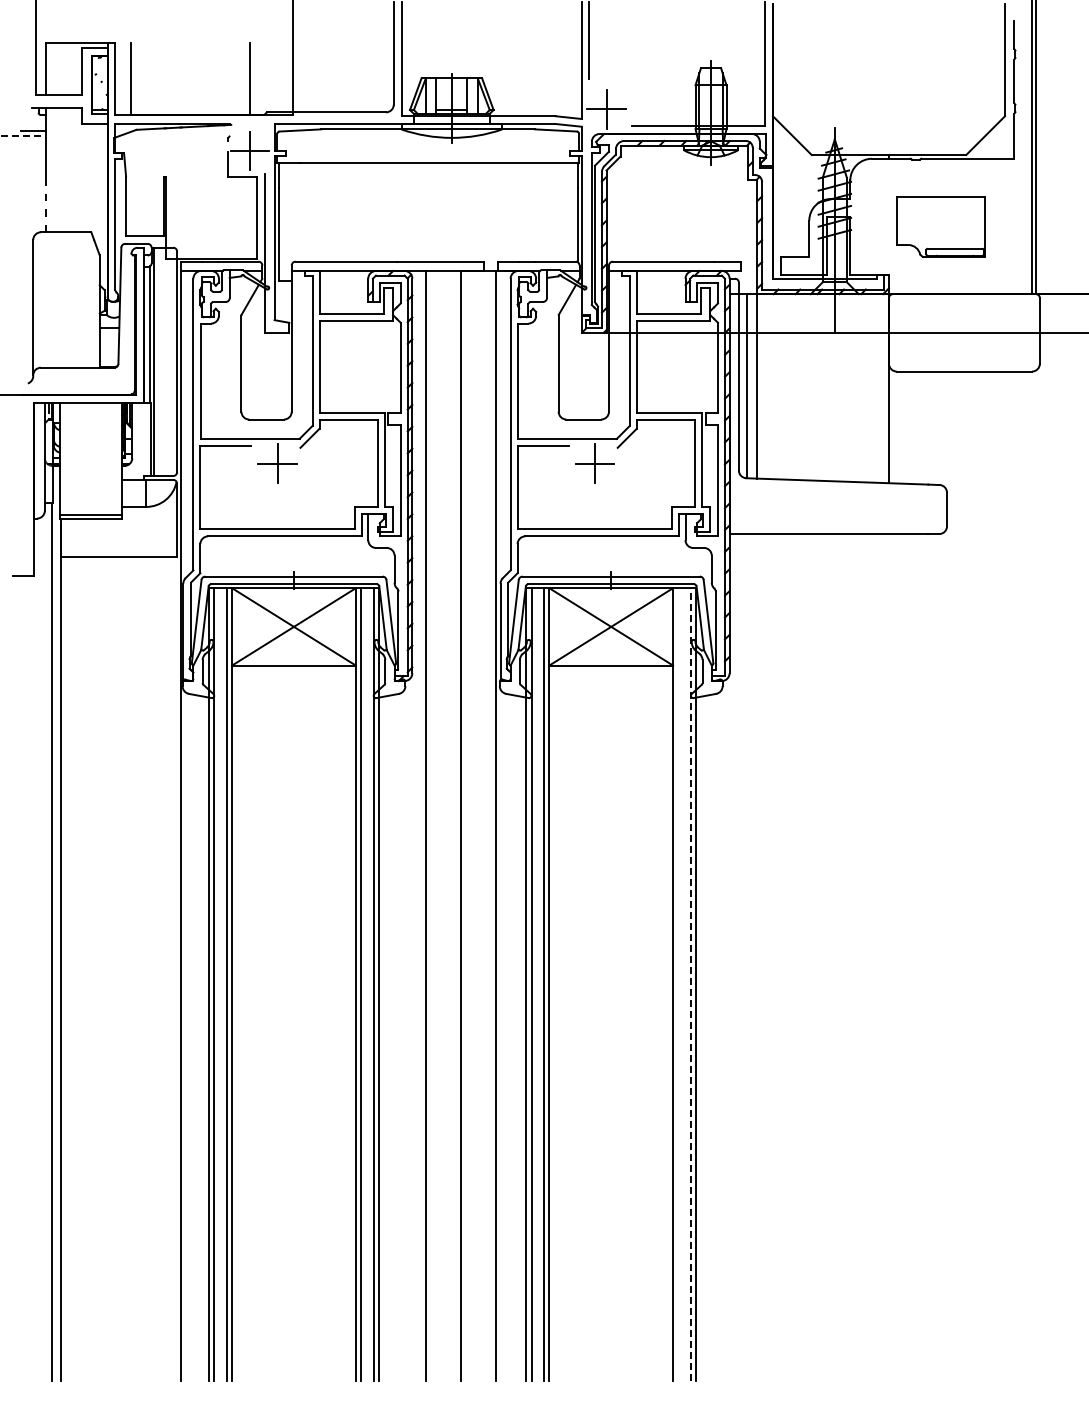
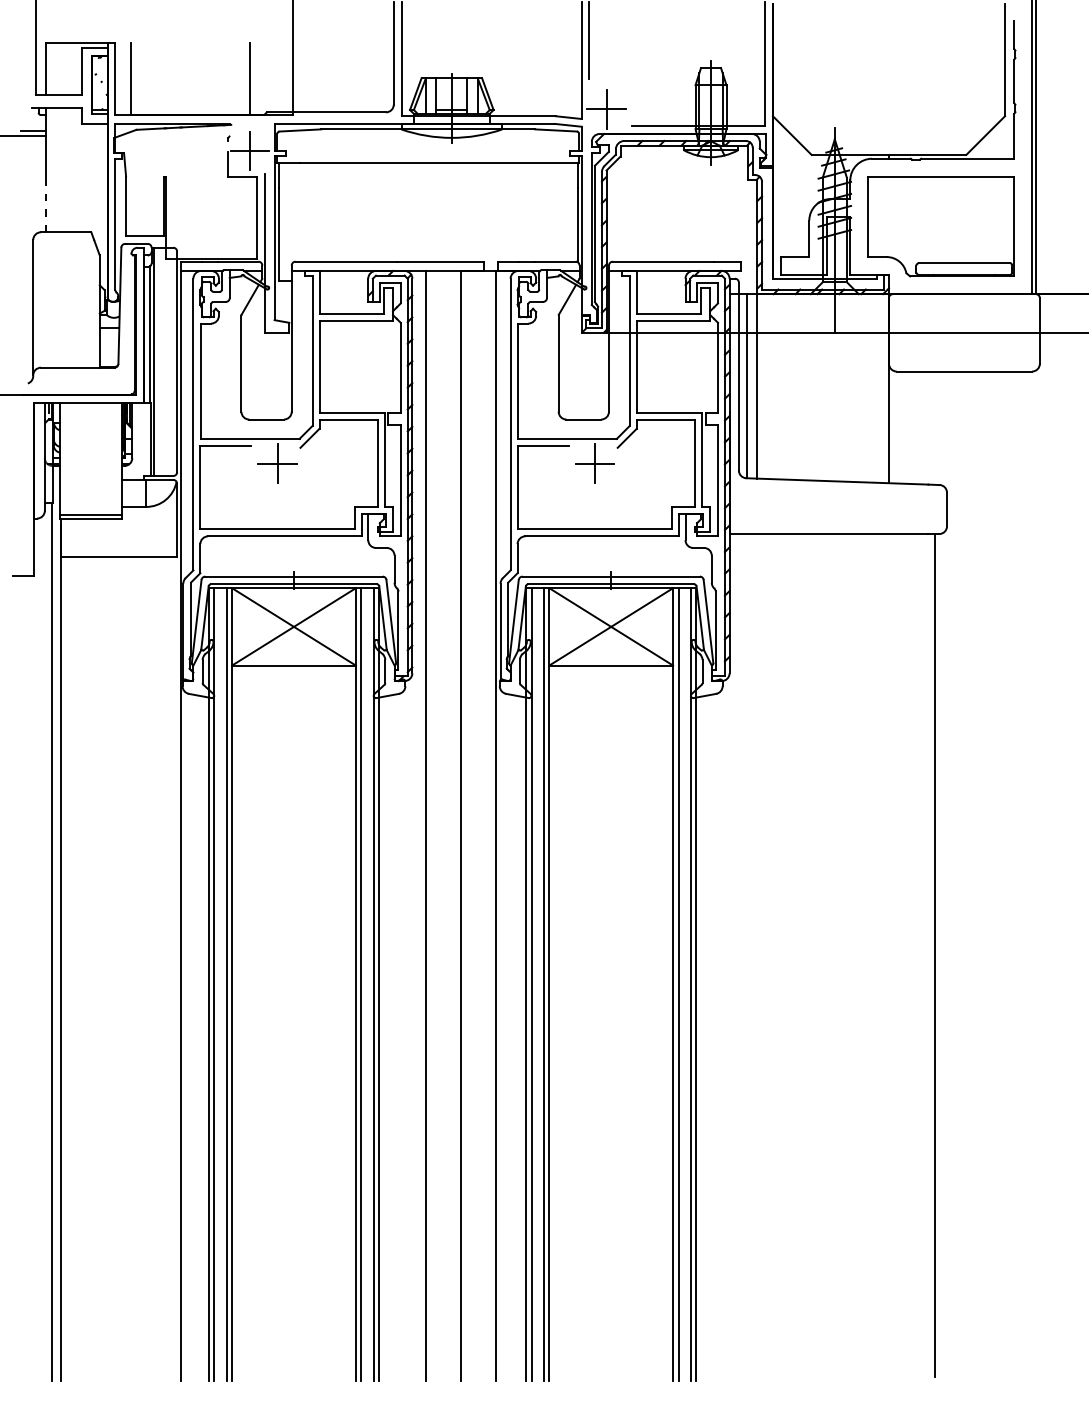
line: dashed -> solid (23, 135)
part size: 90x62 px -> 148x102 px (940, 226)
line: none -> present (935, 955)
line: none -> present (678, 984)
line: dashed -> solid (690, 984)
